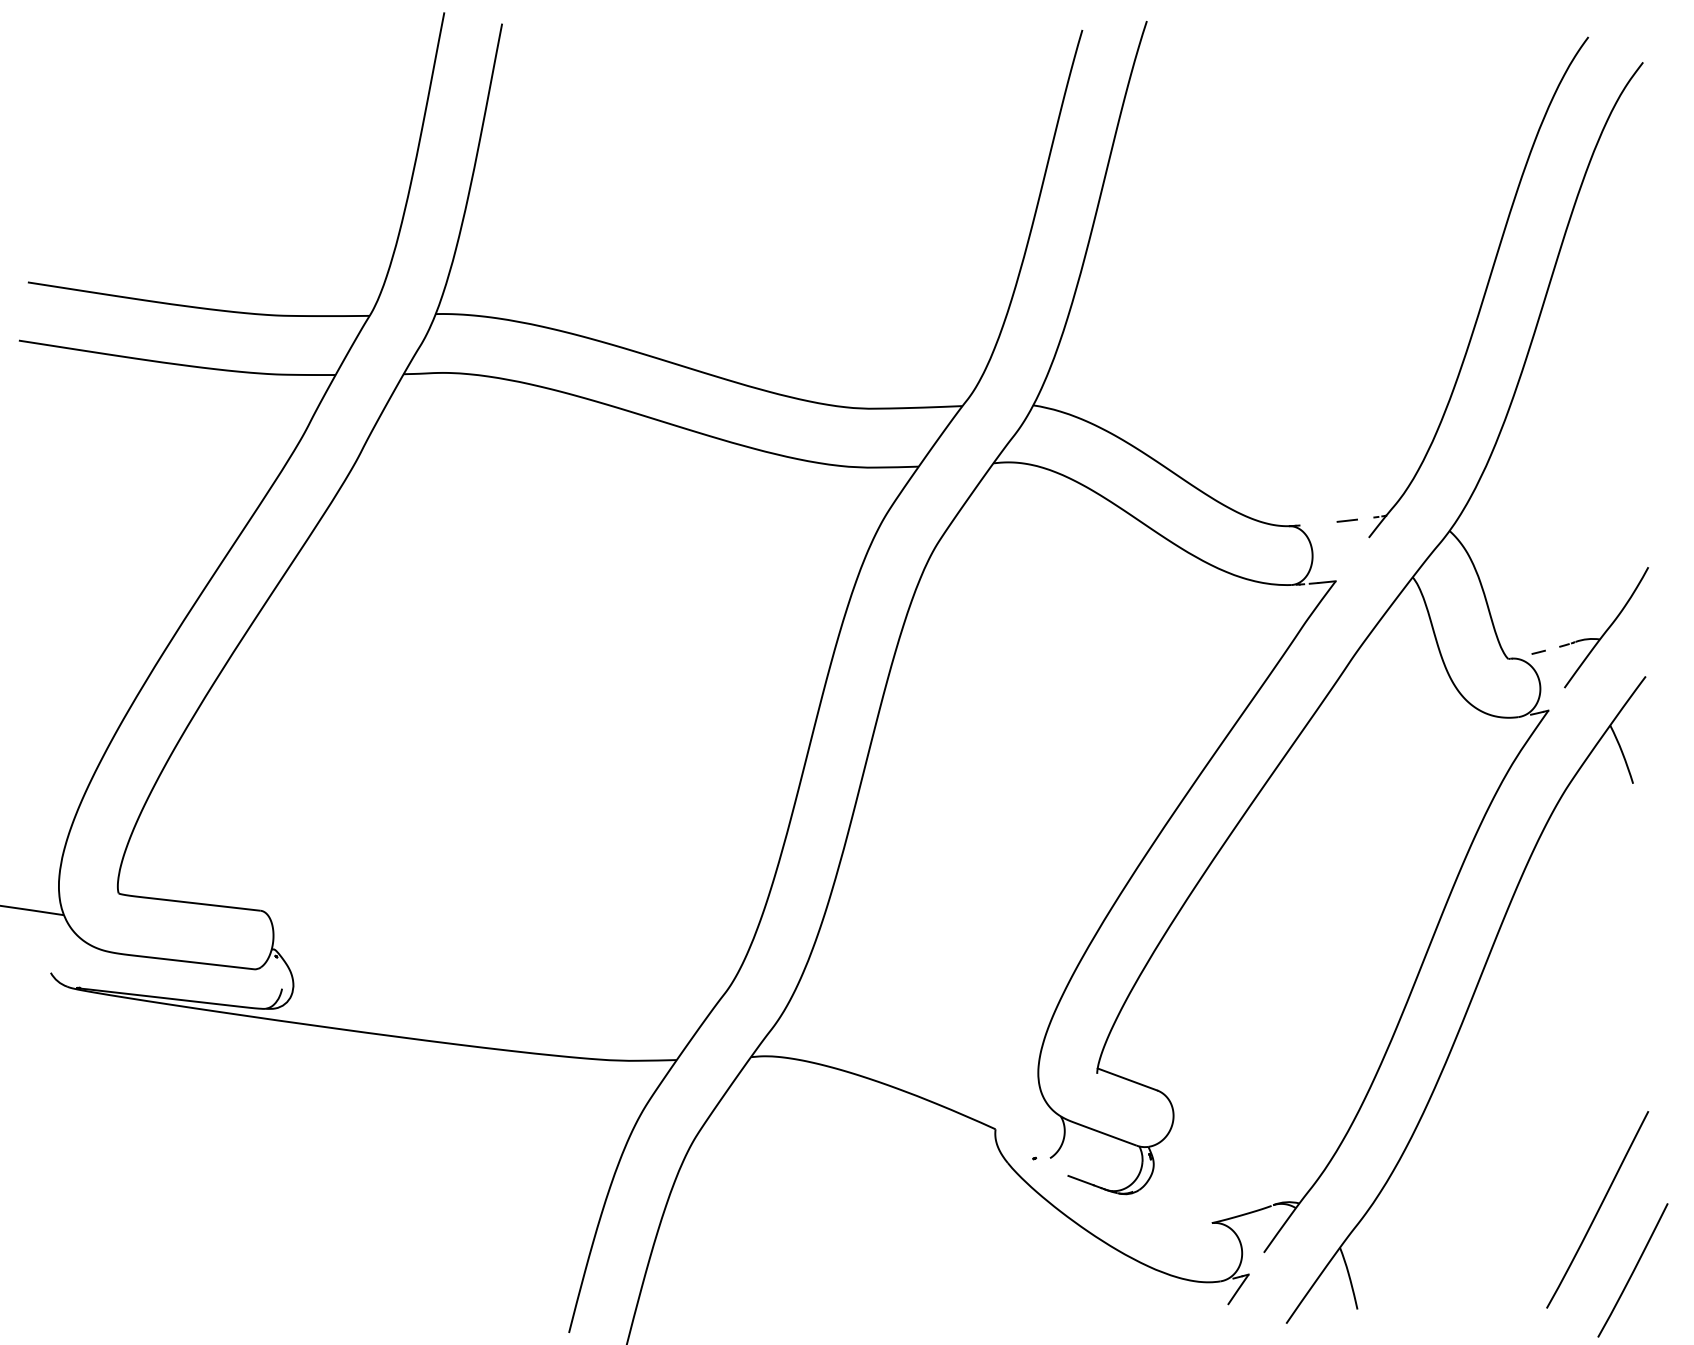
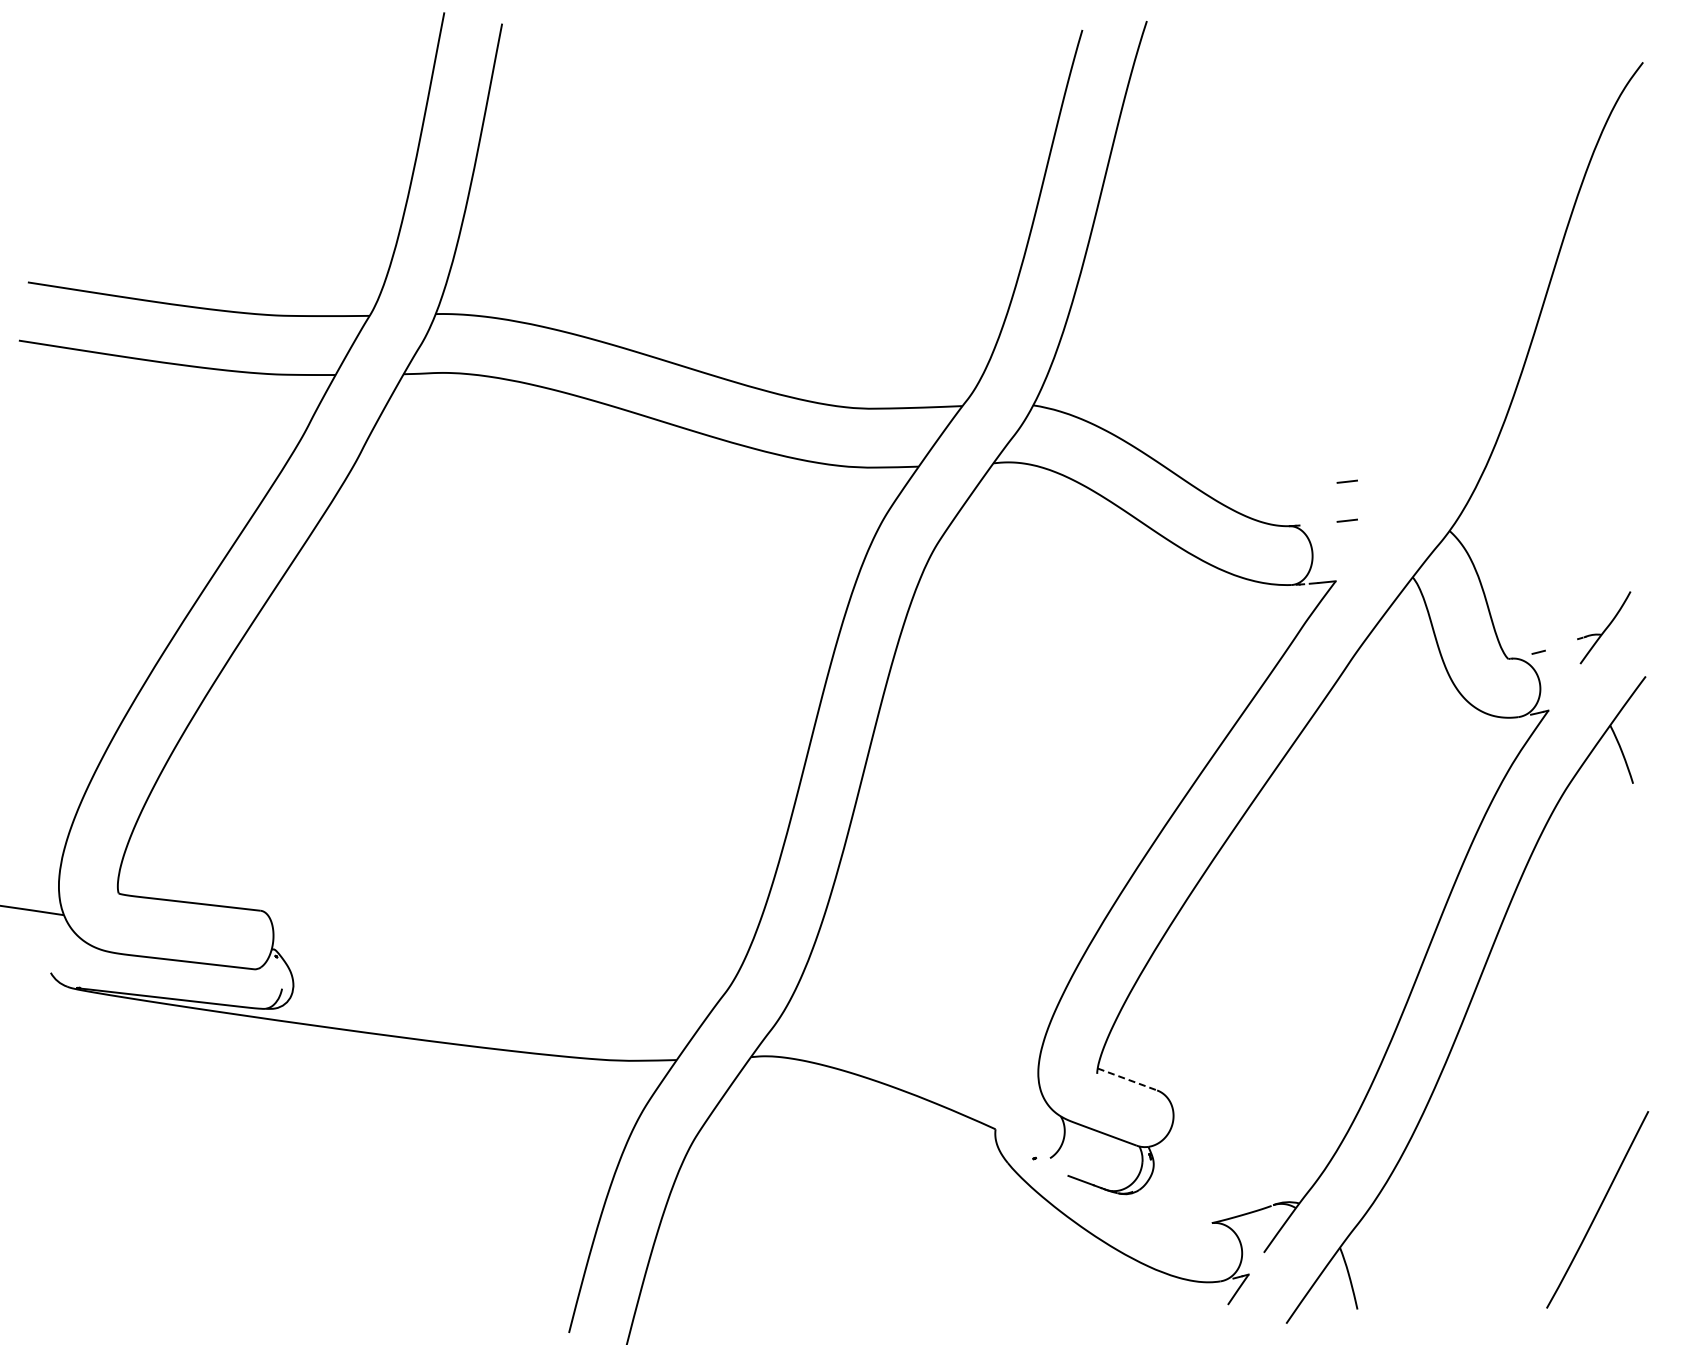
part: present -> none (1485, 288)
line: none -> present (1346, 481)
part size: 90x122 px -> 55x74 px (1604, 627)
line: solid -> dashed (1127, 1079)
curve: present -> none (1633, 1270)
